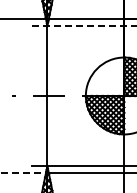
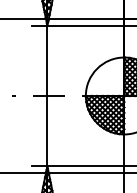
line: dashed -> solid (84, 25)
line: dashed -> solid (23, 172)
